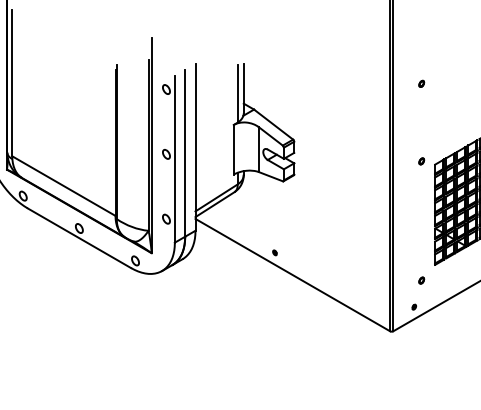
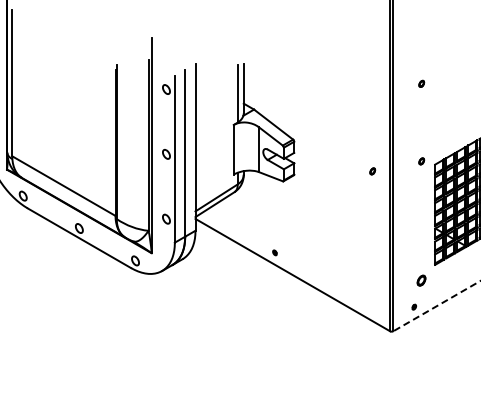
part: none -> present (372, 171)
part size: 8x9 px -> 11x13 px (421, 280)
line: solid -> dashed (436, 306)
